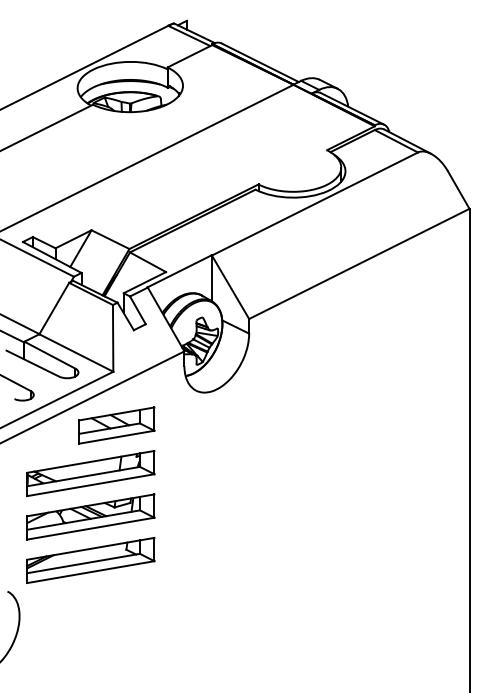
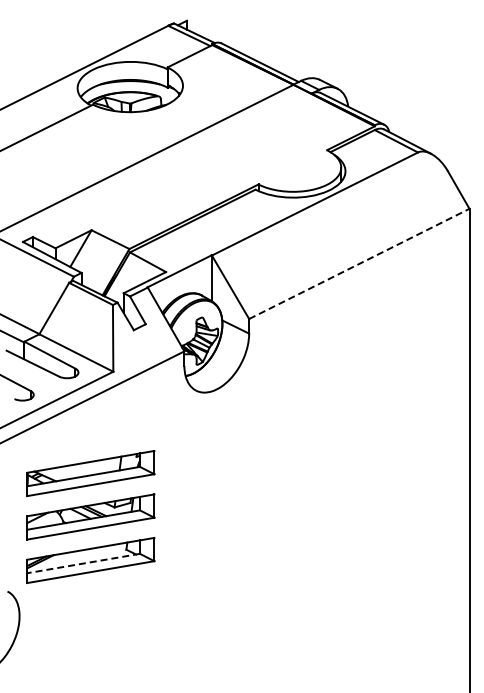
line: solid -> dashed (359, 263)
part: present -> none (116, 425)
line: solid -> dashed (83, 563)
